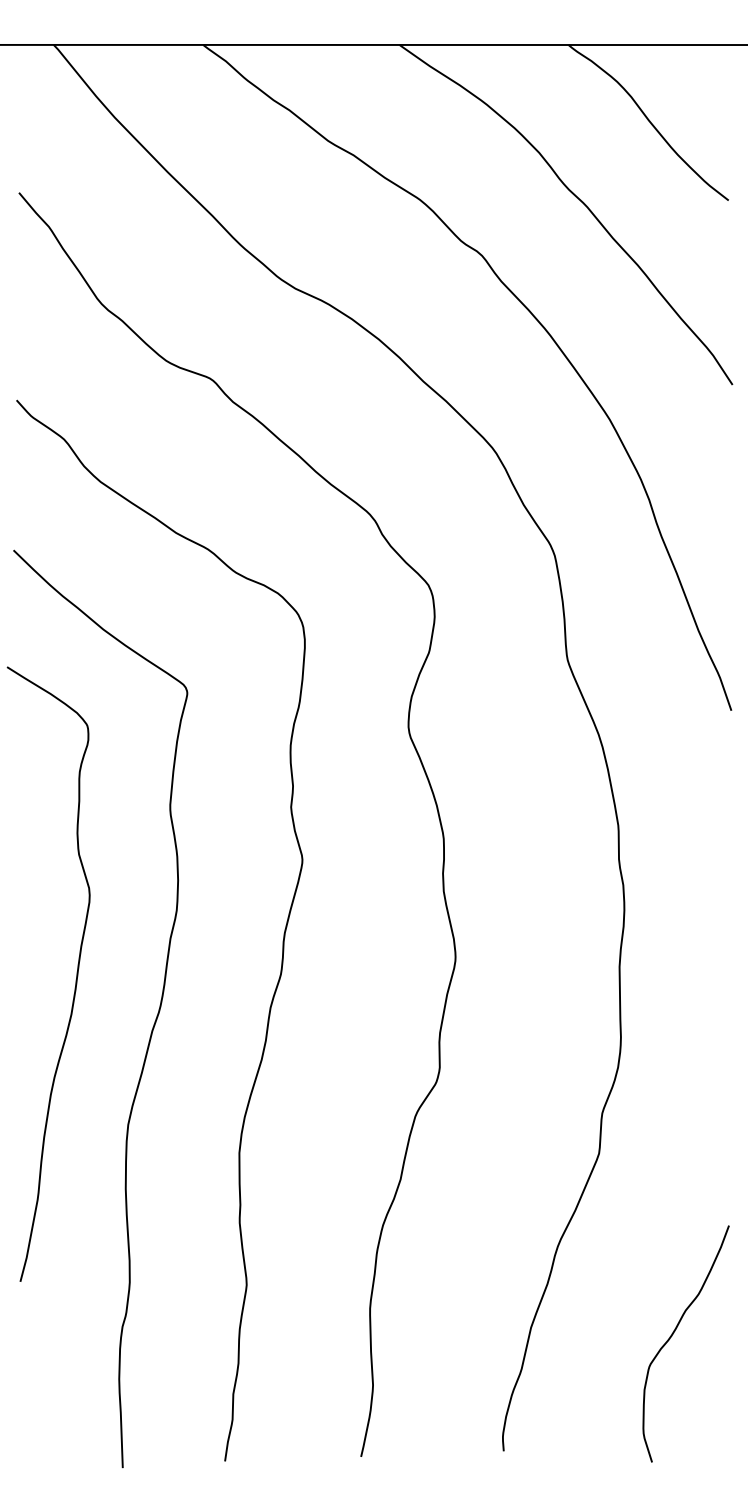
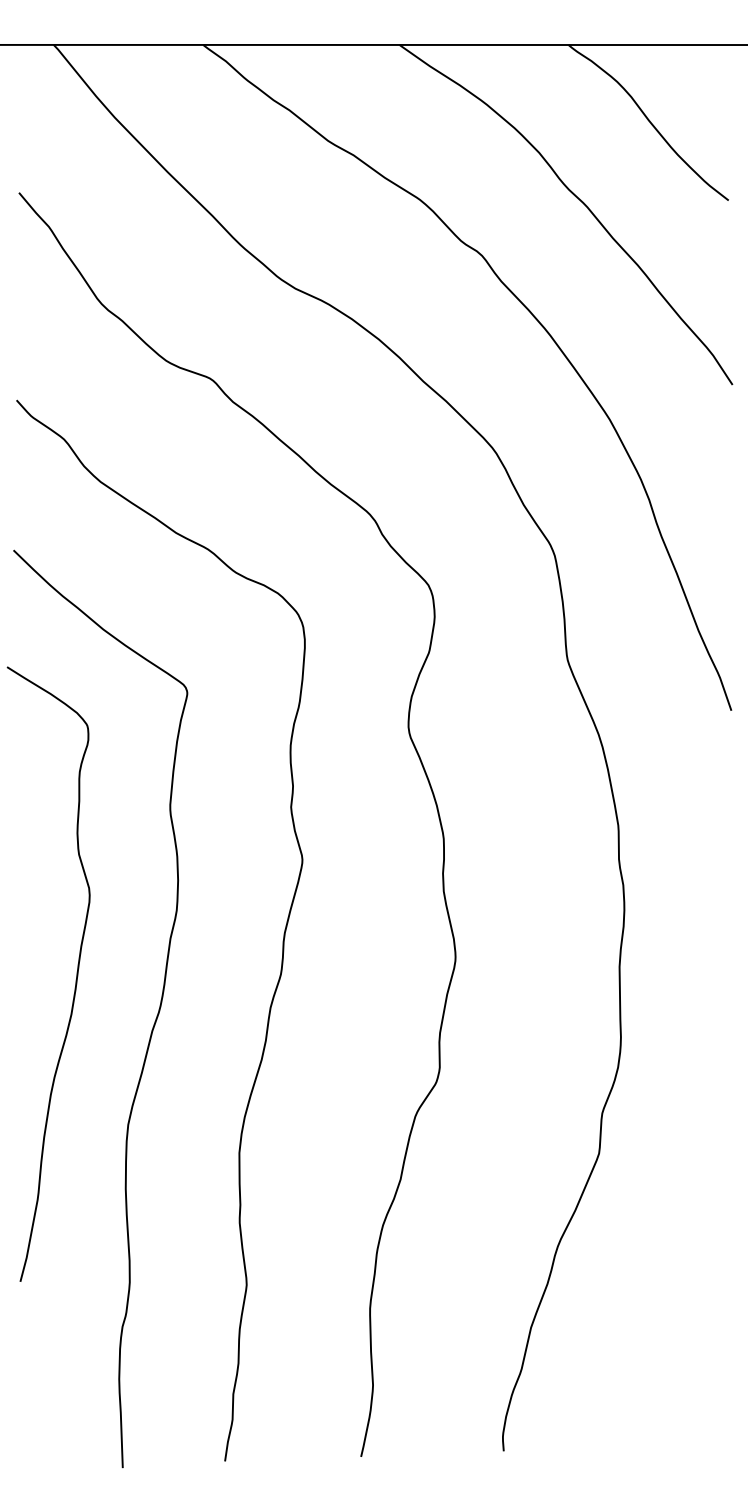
curve: present -> none (672, 1336)
